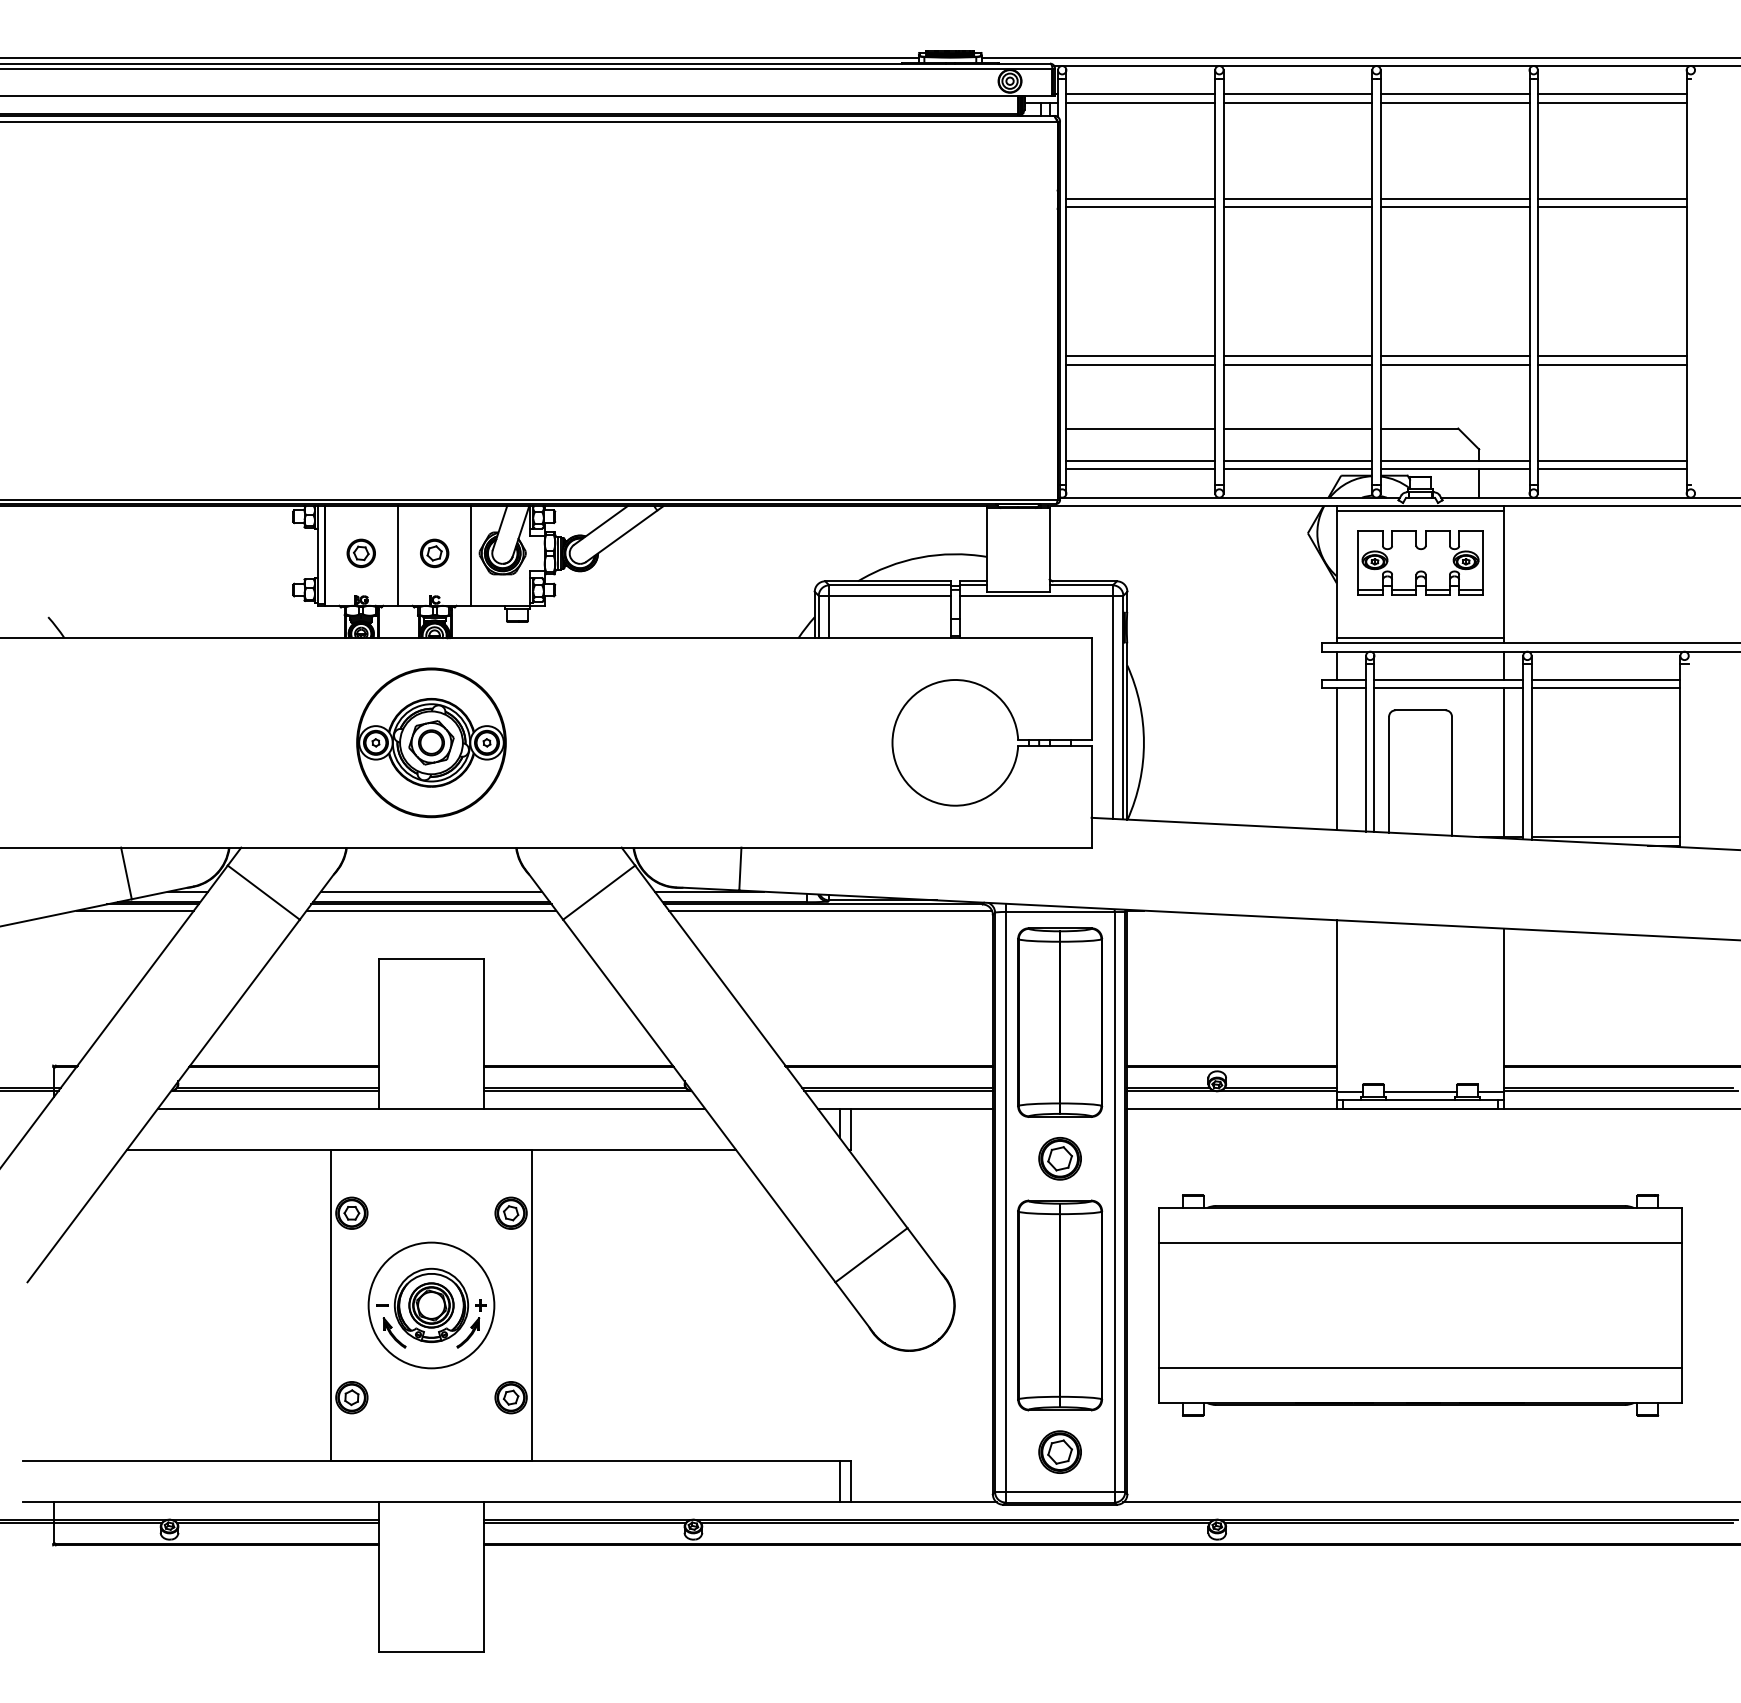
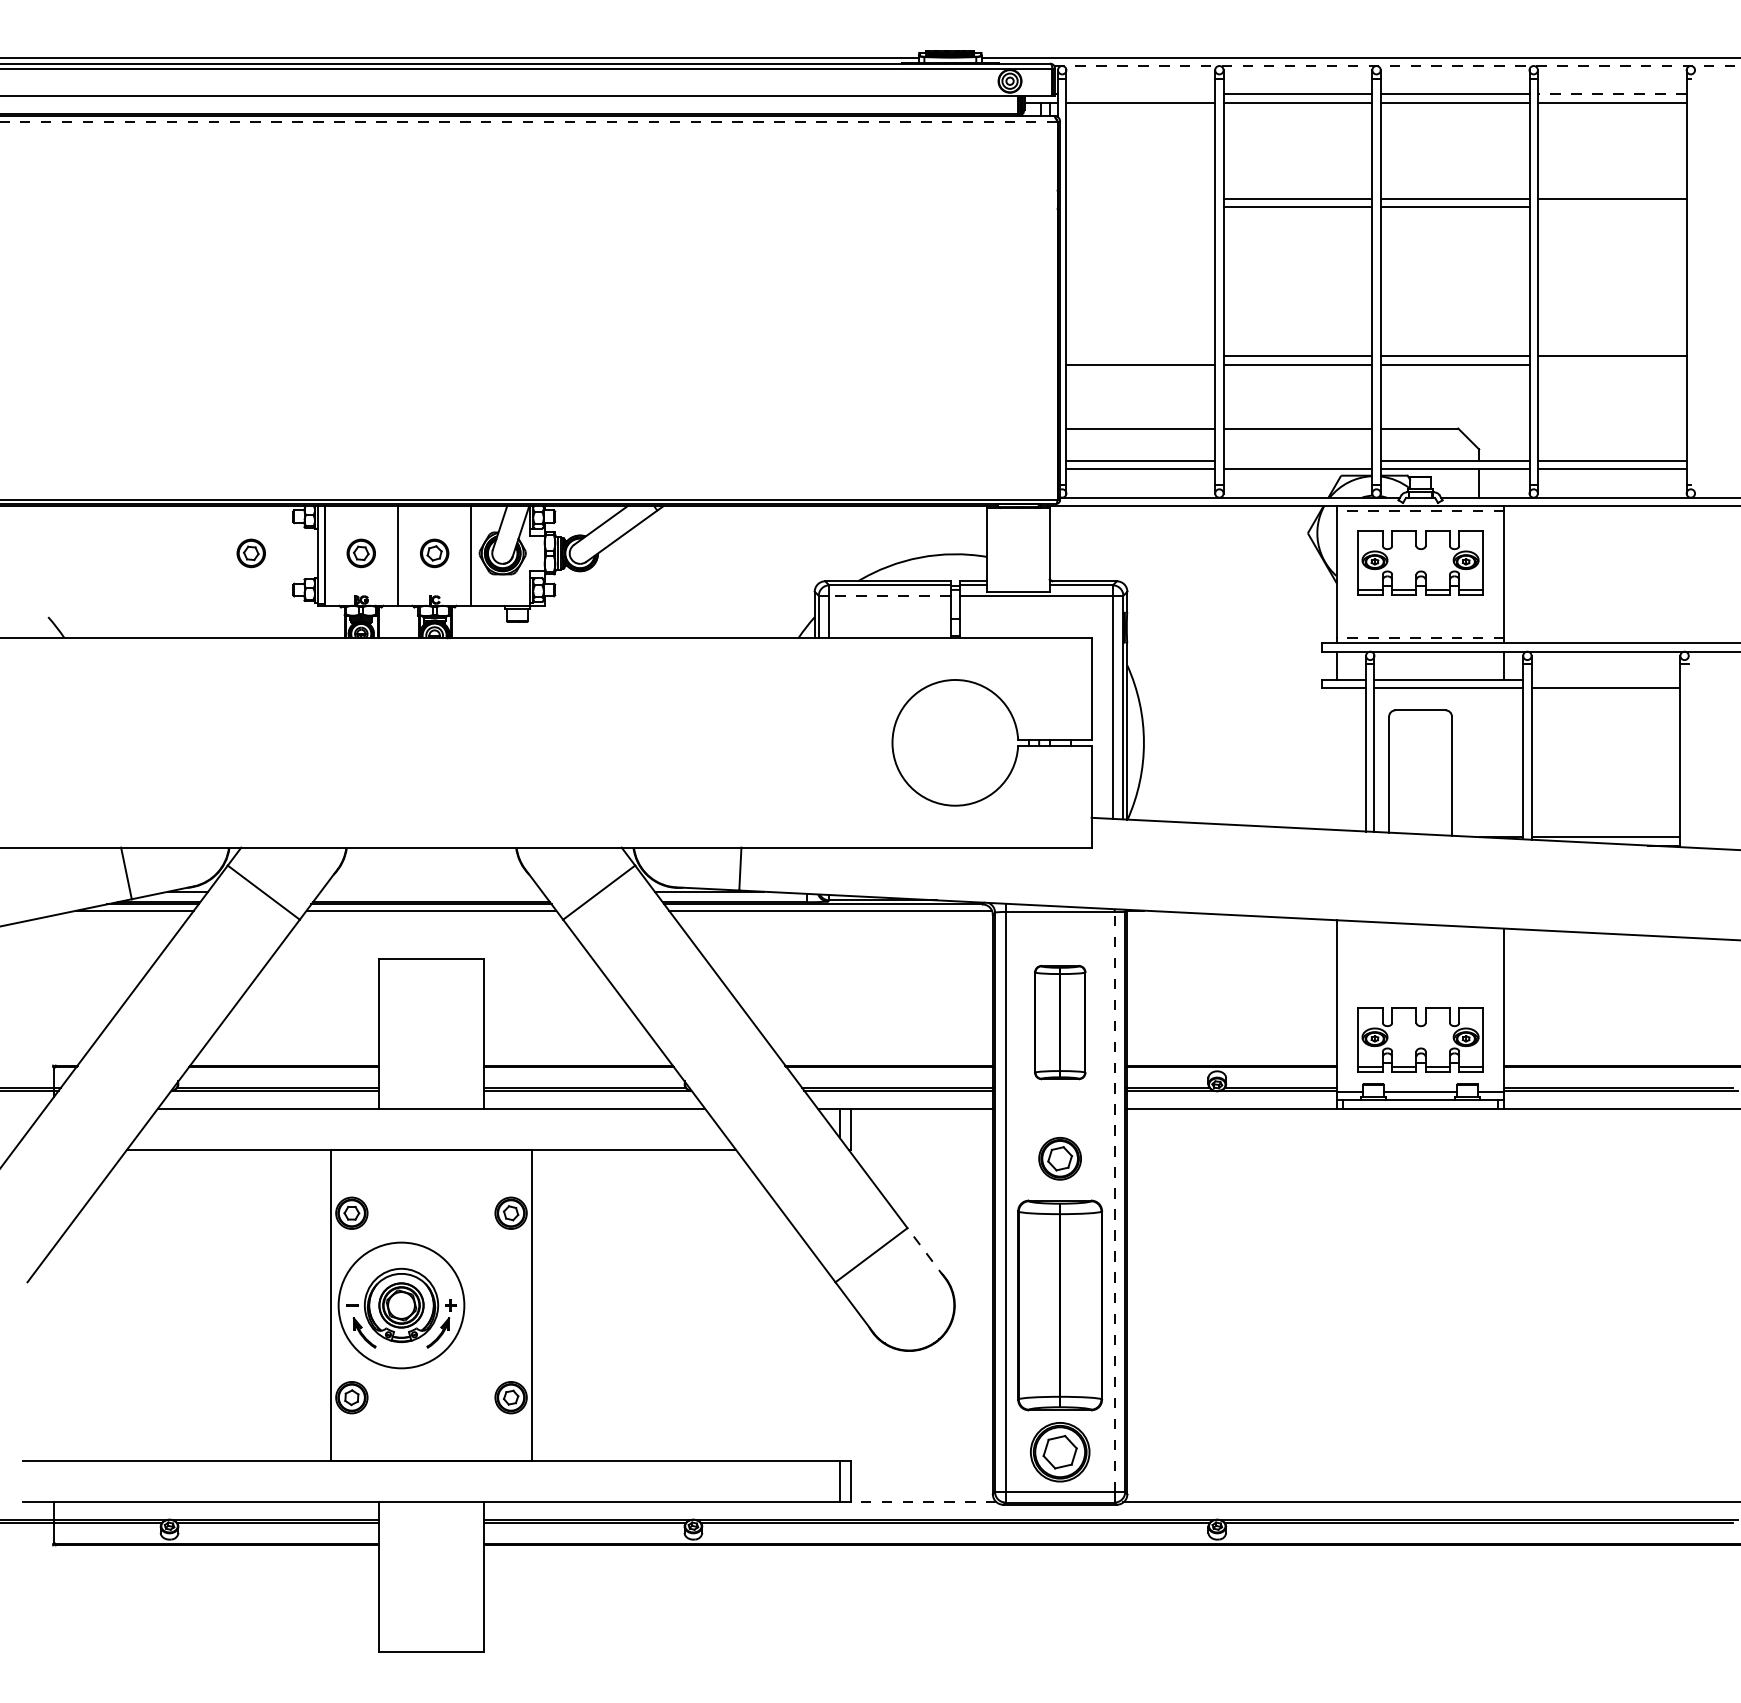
line: solid -> dashed (1397, 66)
line: present -> none (1140, 94)
line: solid -> dashed (1611, 94)
line: solid -> dashed (528, 121)
line: present -> none (1140, 199)
line: present -> none (1140, 207)
line: present -> none (1611, 207)
line: present -> none (1140, 356)
line: present -> none (1611, 364)
line: present -> none (1297, 461)
line: solid -> dashed (1420, 510)
part: none -> present (250, 553)
line: solid -> dashed (889, 595)
line: solid -> dashed (1420, 638)
line: present -> none (1605, 680)
part: present -> none (431, 742)
line: present -> none (1336, 759)
line: present -> none (1504, 762)
line: present -> none (431, 891)
part size: 87x191 px -> 53x117 px (1060, 1022)
part: none -> present (1420, 1039)
line: solid -> dashed (1114, 1201)
line: solid -> dashed (926, 1252)
part position: (431, 1305) -> (401, 1305) (401, 1305)
part: present -> none (1420, 1305)
part size: 44x44 px -> 61x61 px (1060, 1452)
line: solid -> dashed (923, 1502)
